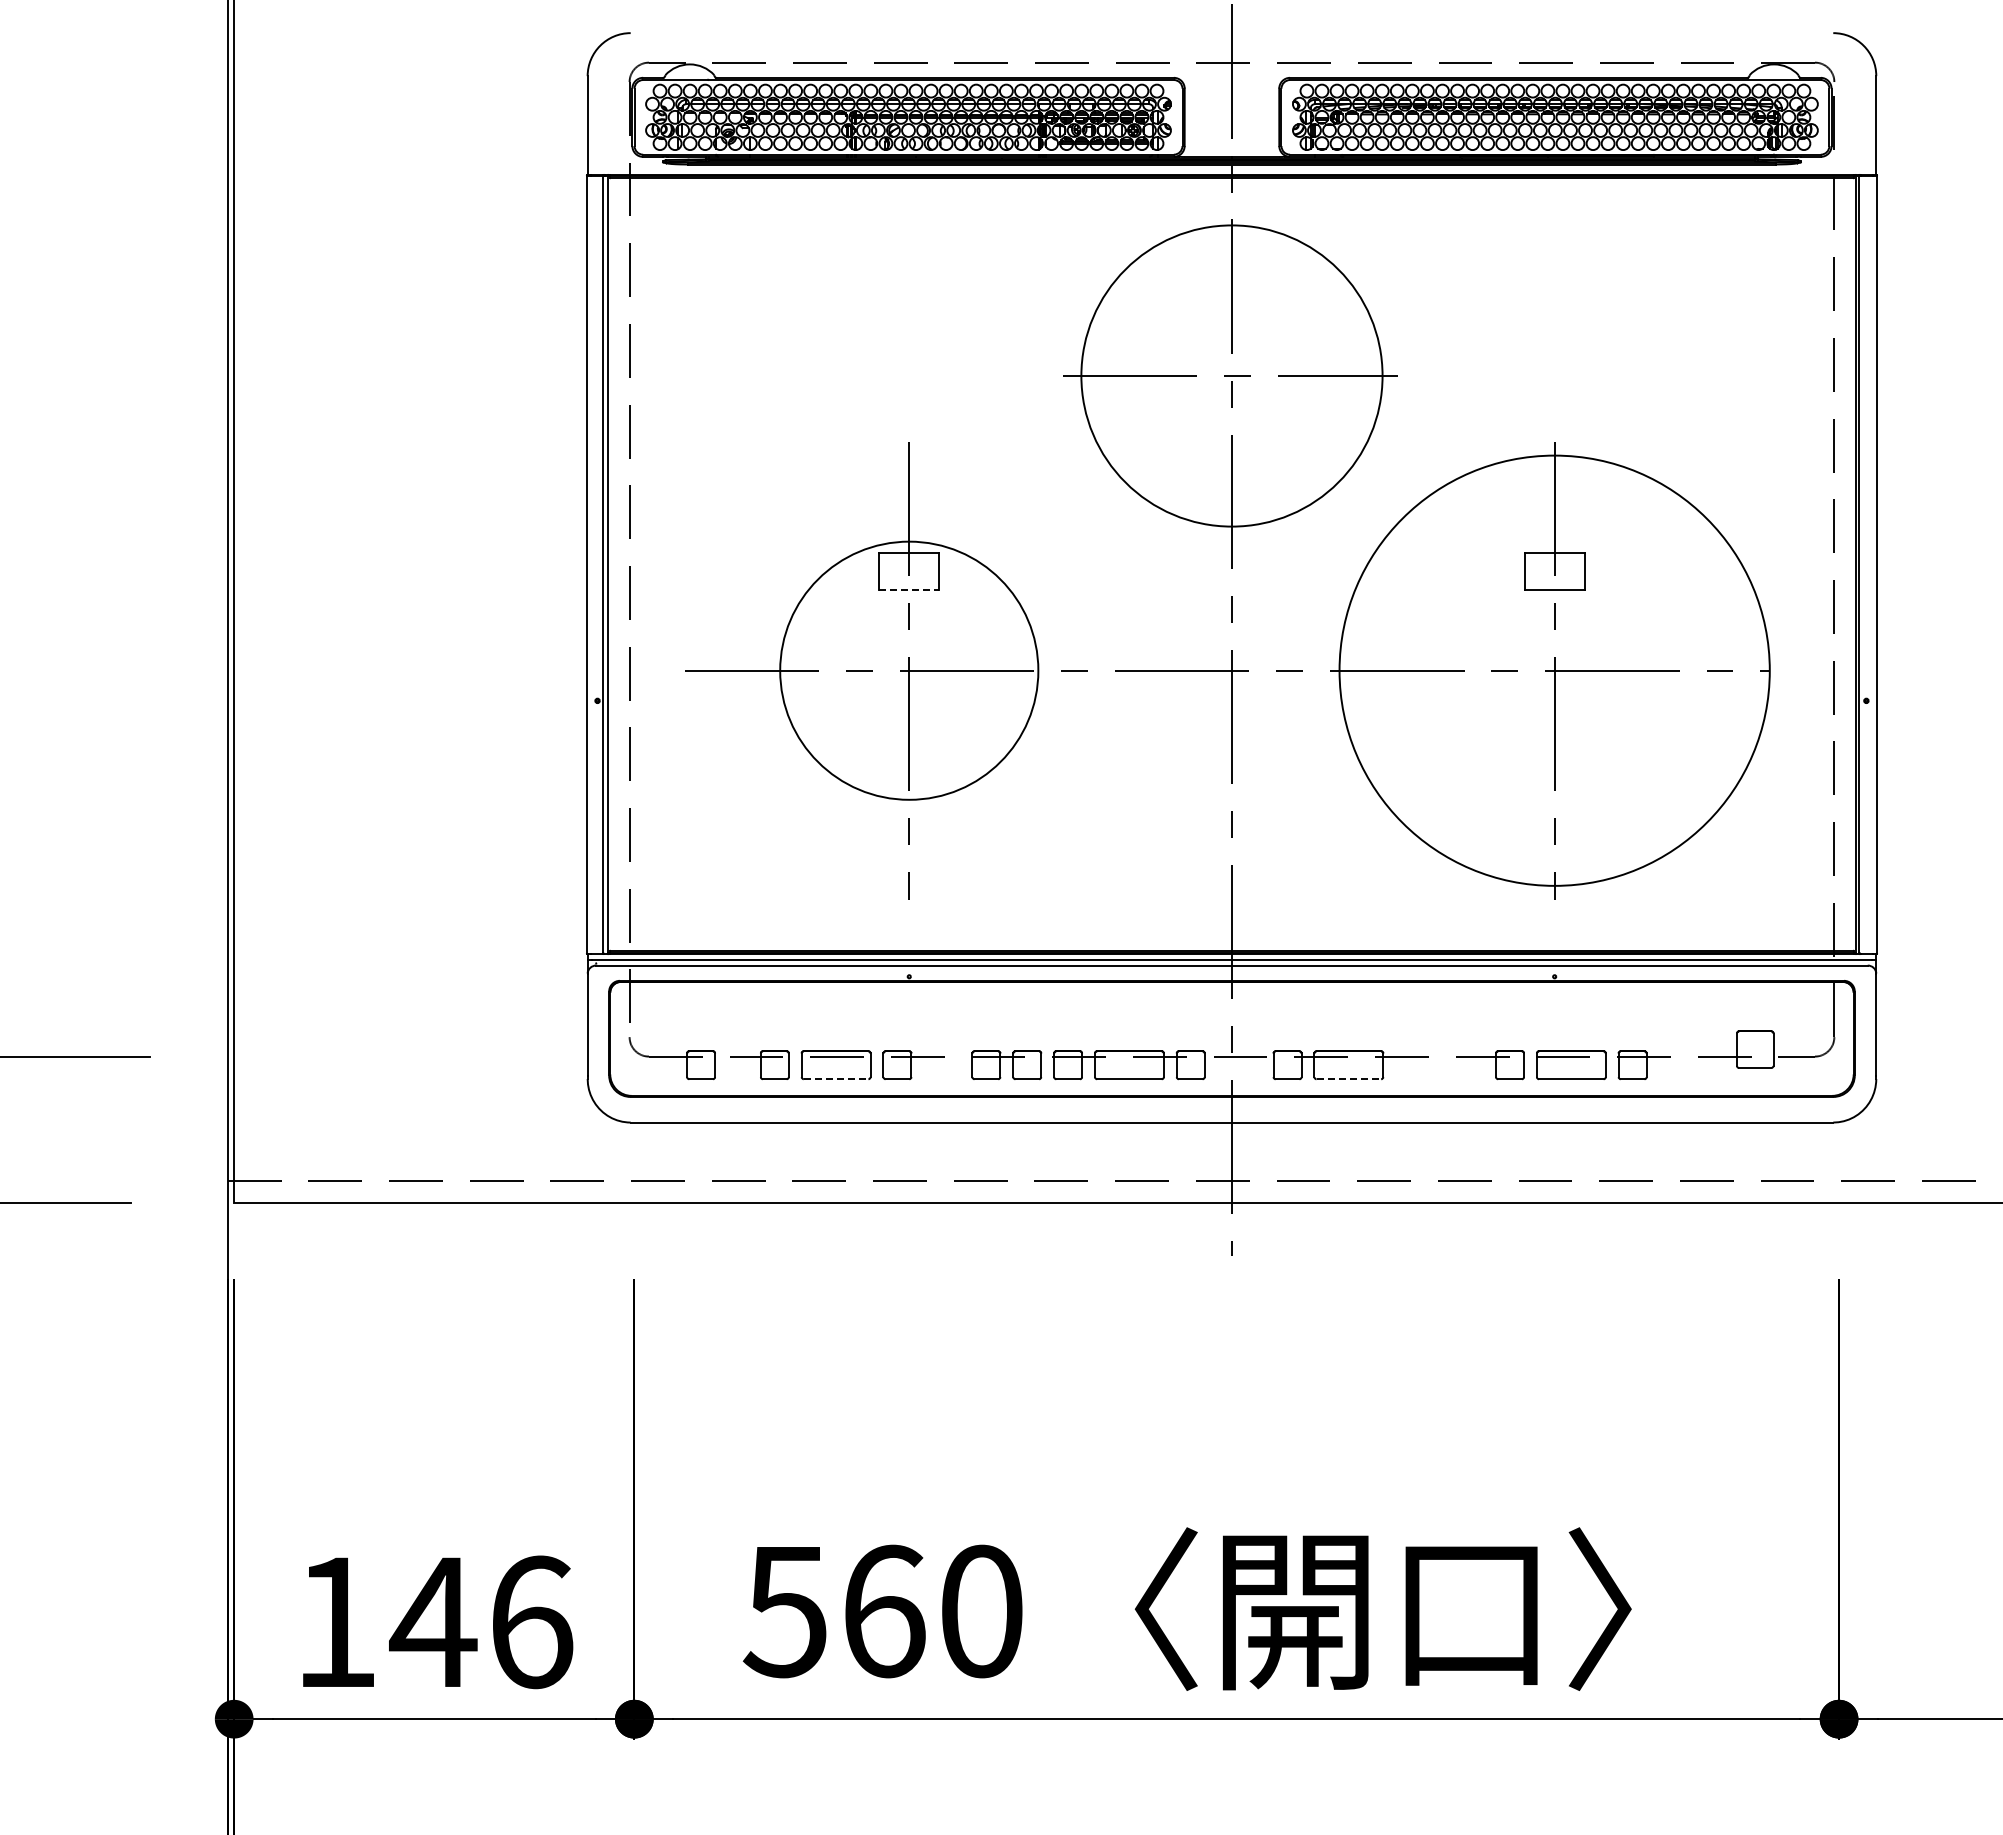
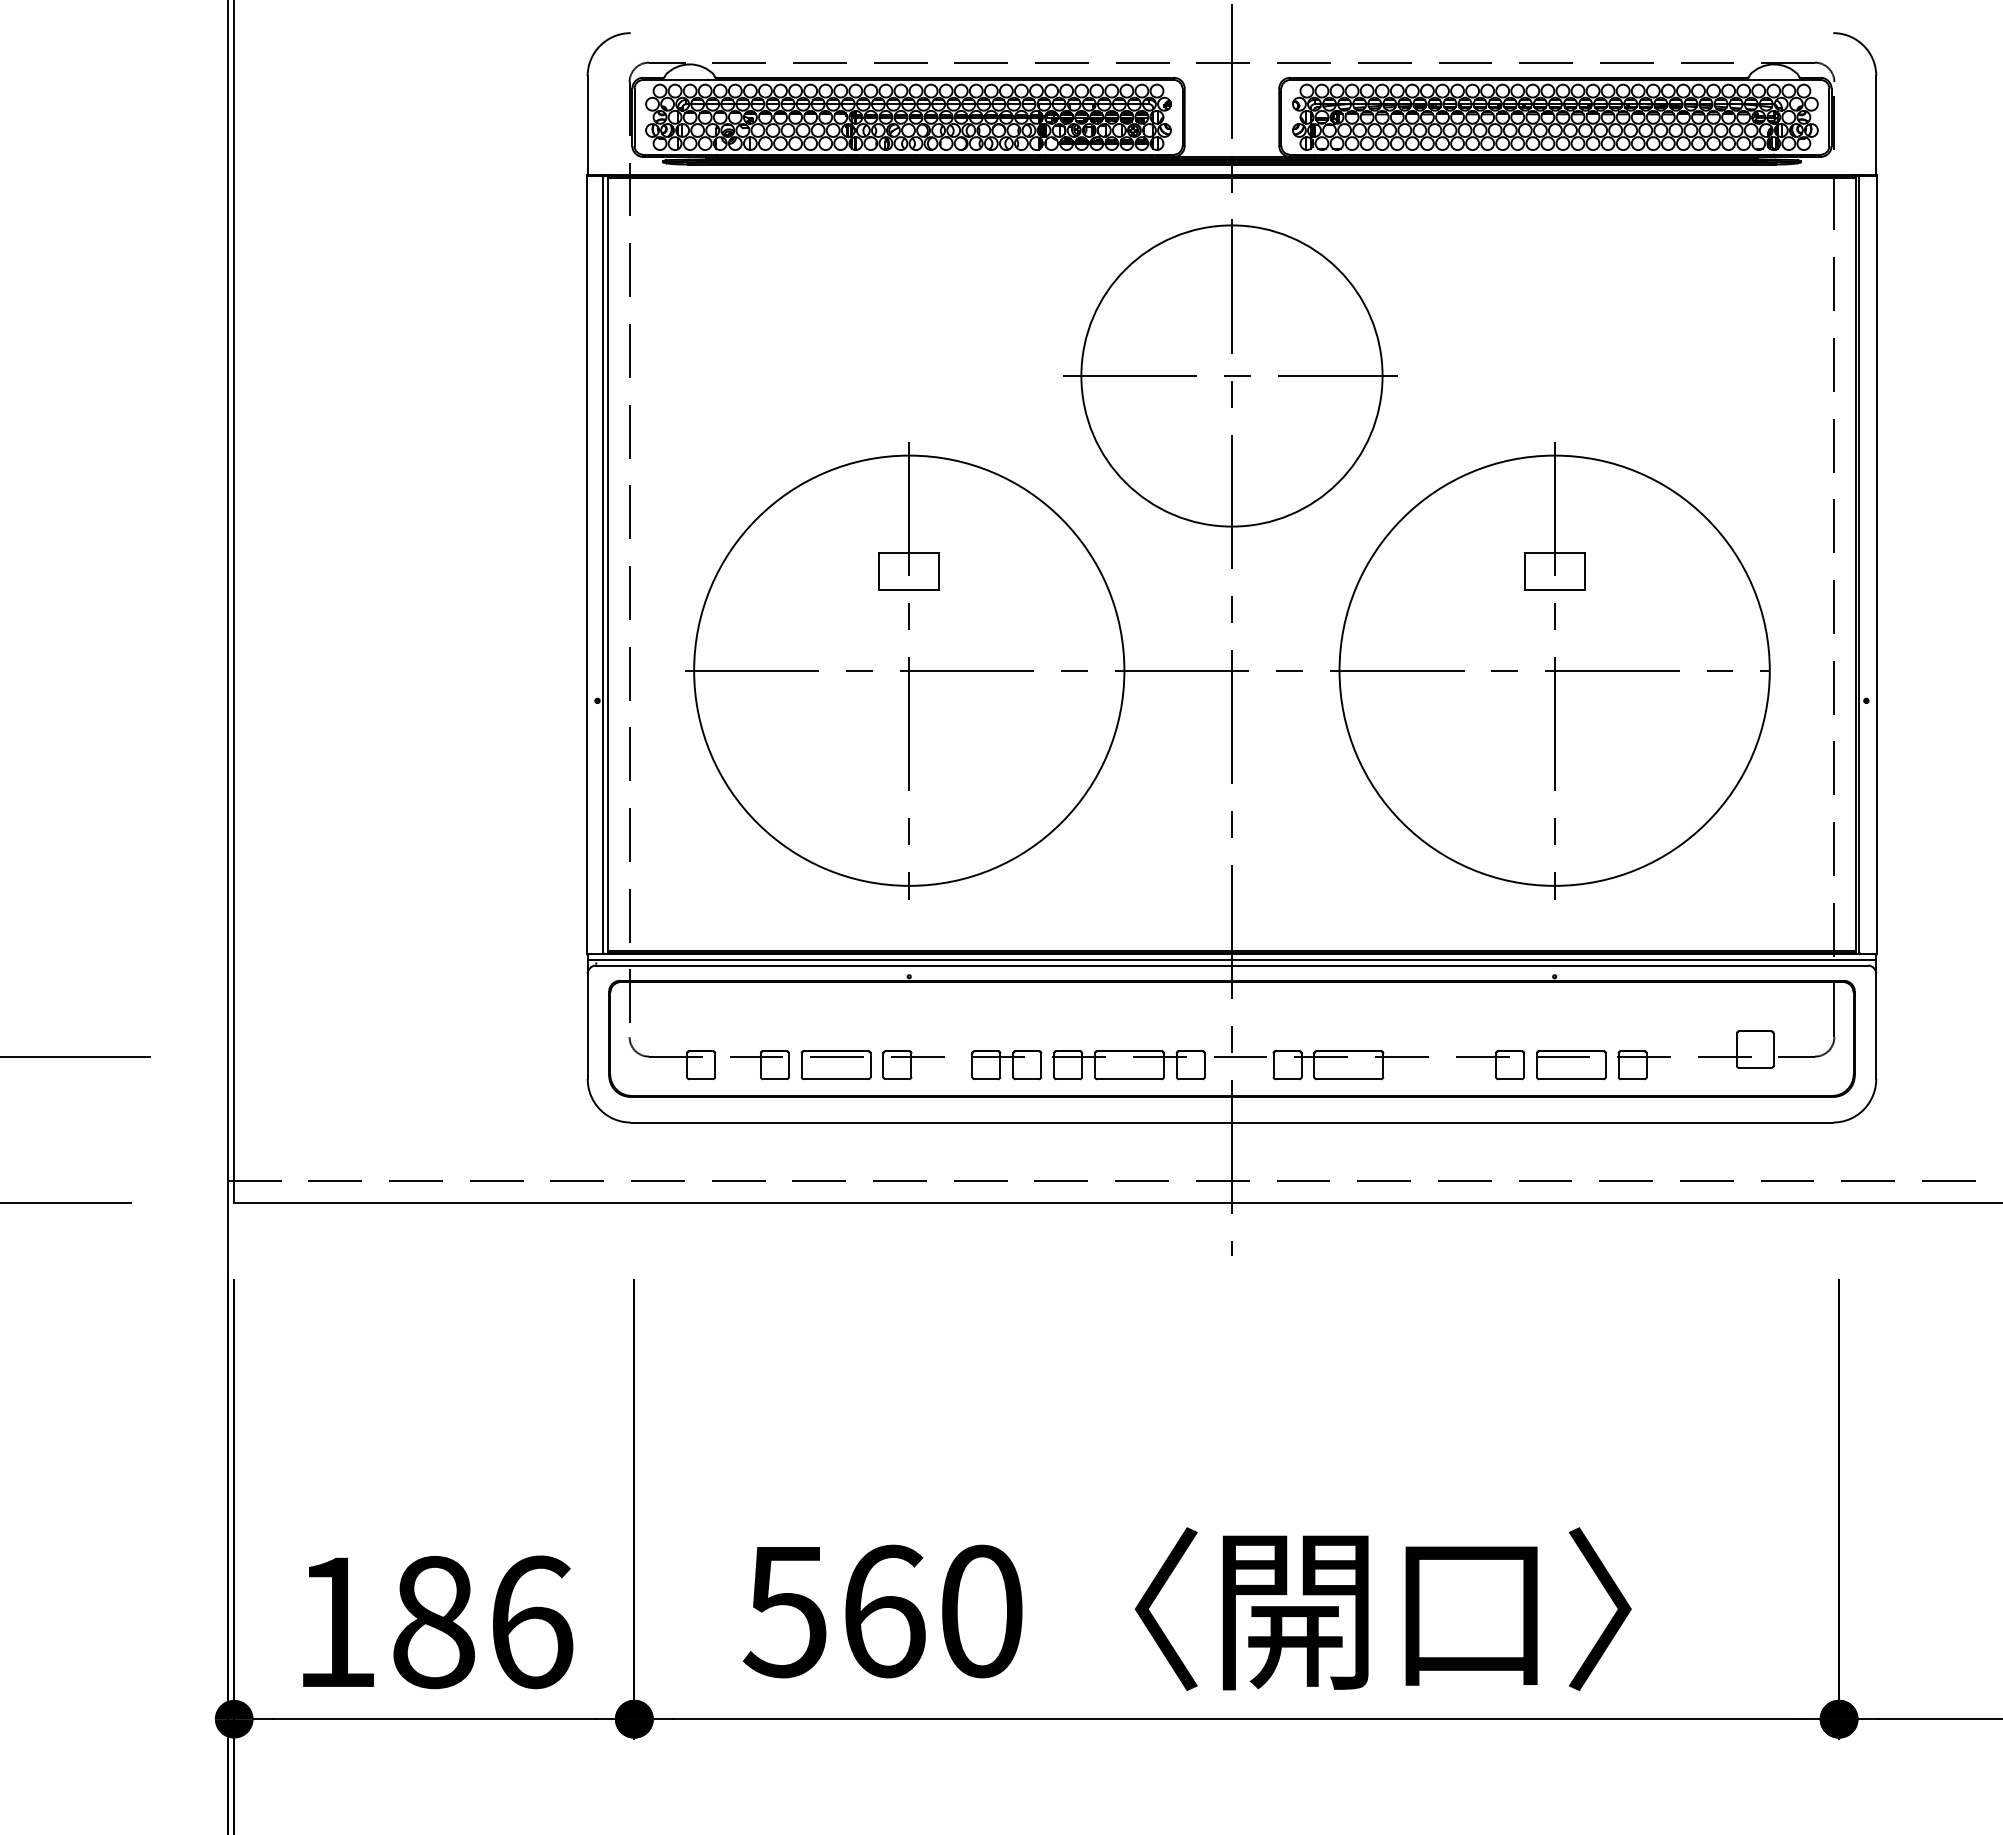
line: dashed -> solid (909, 590)
circle diameter: 258 px -> 430 px (909, 670)
line: dashed -> solid (836, 1079)
line: dashed -> solid (1349, 1079)
text: 146 -> 186 (433, 1622)
